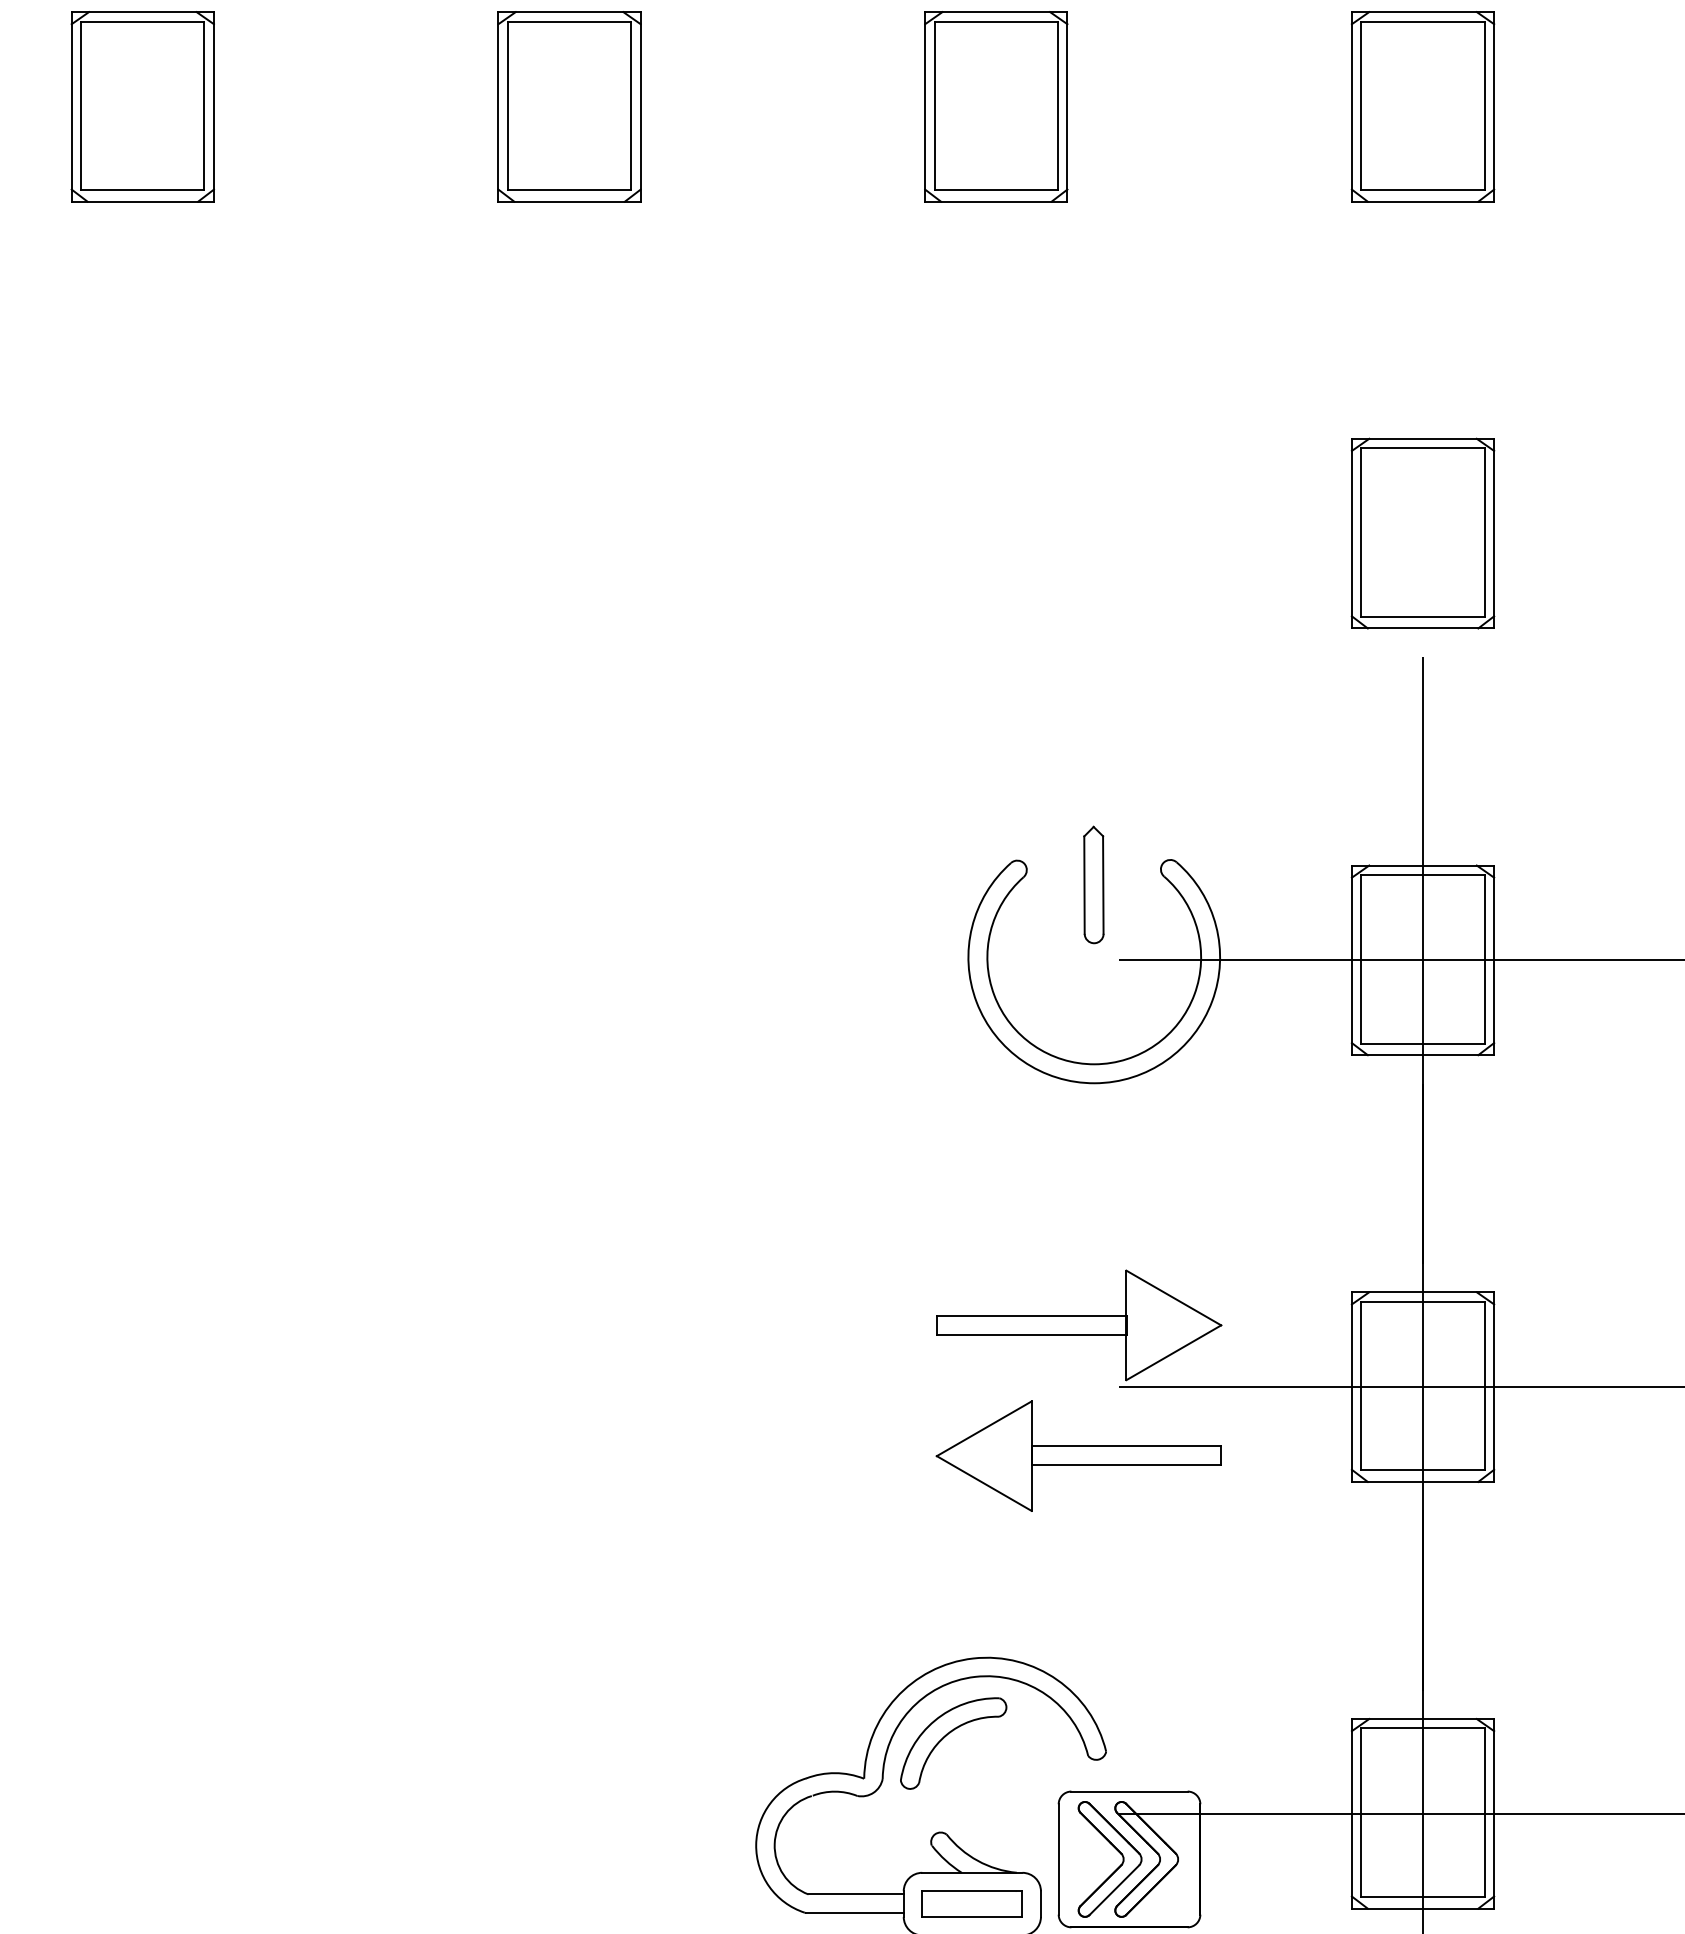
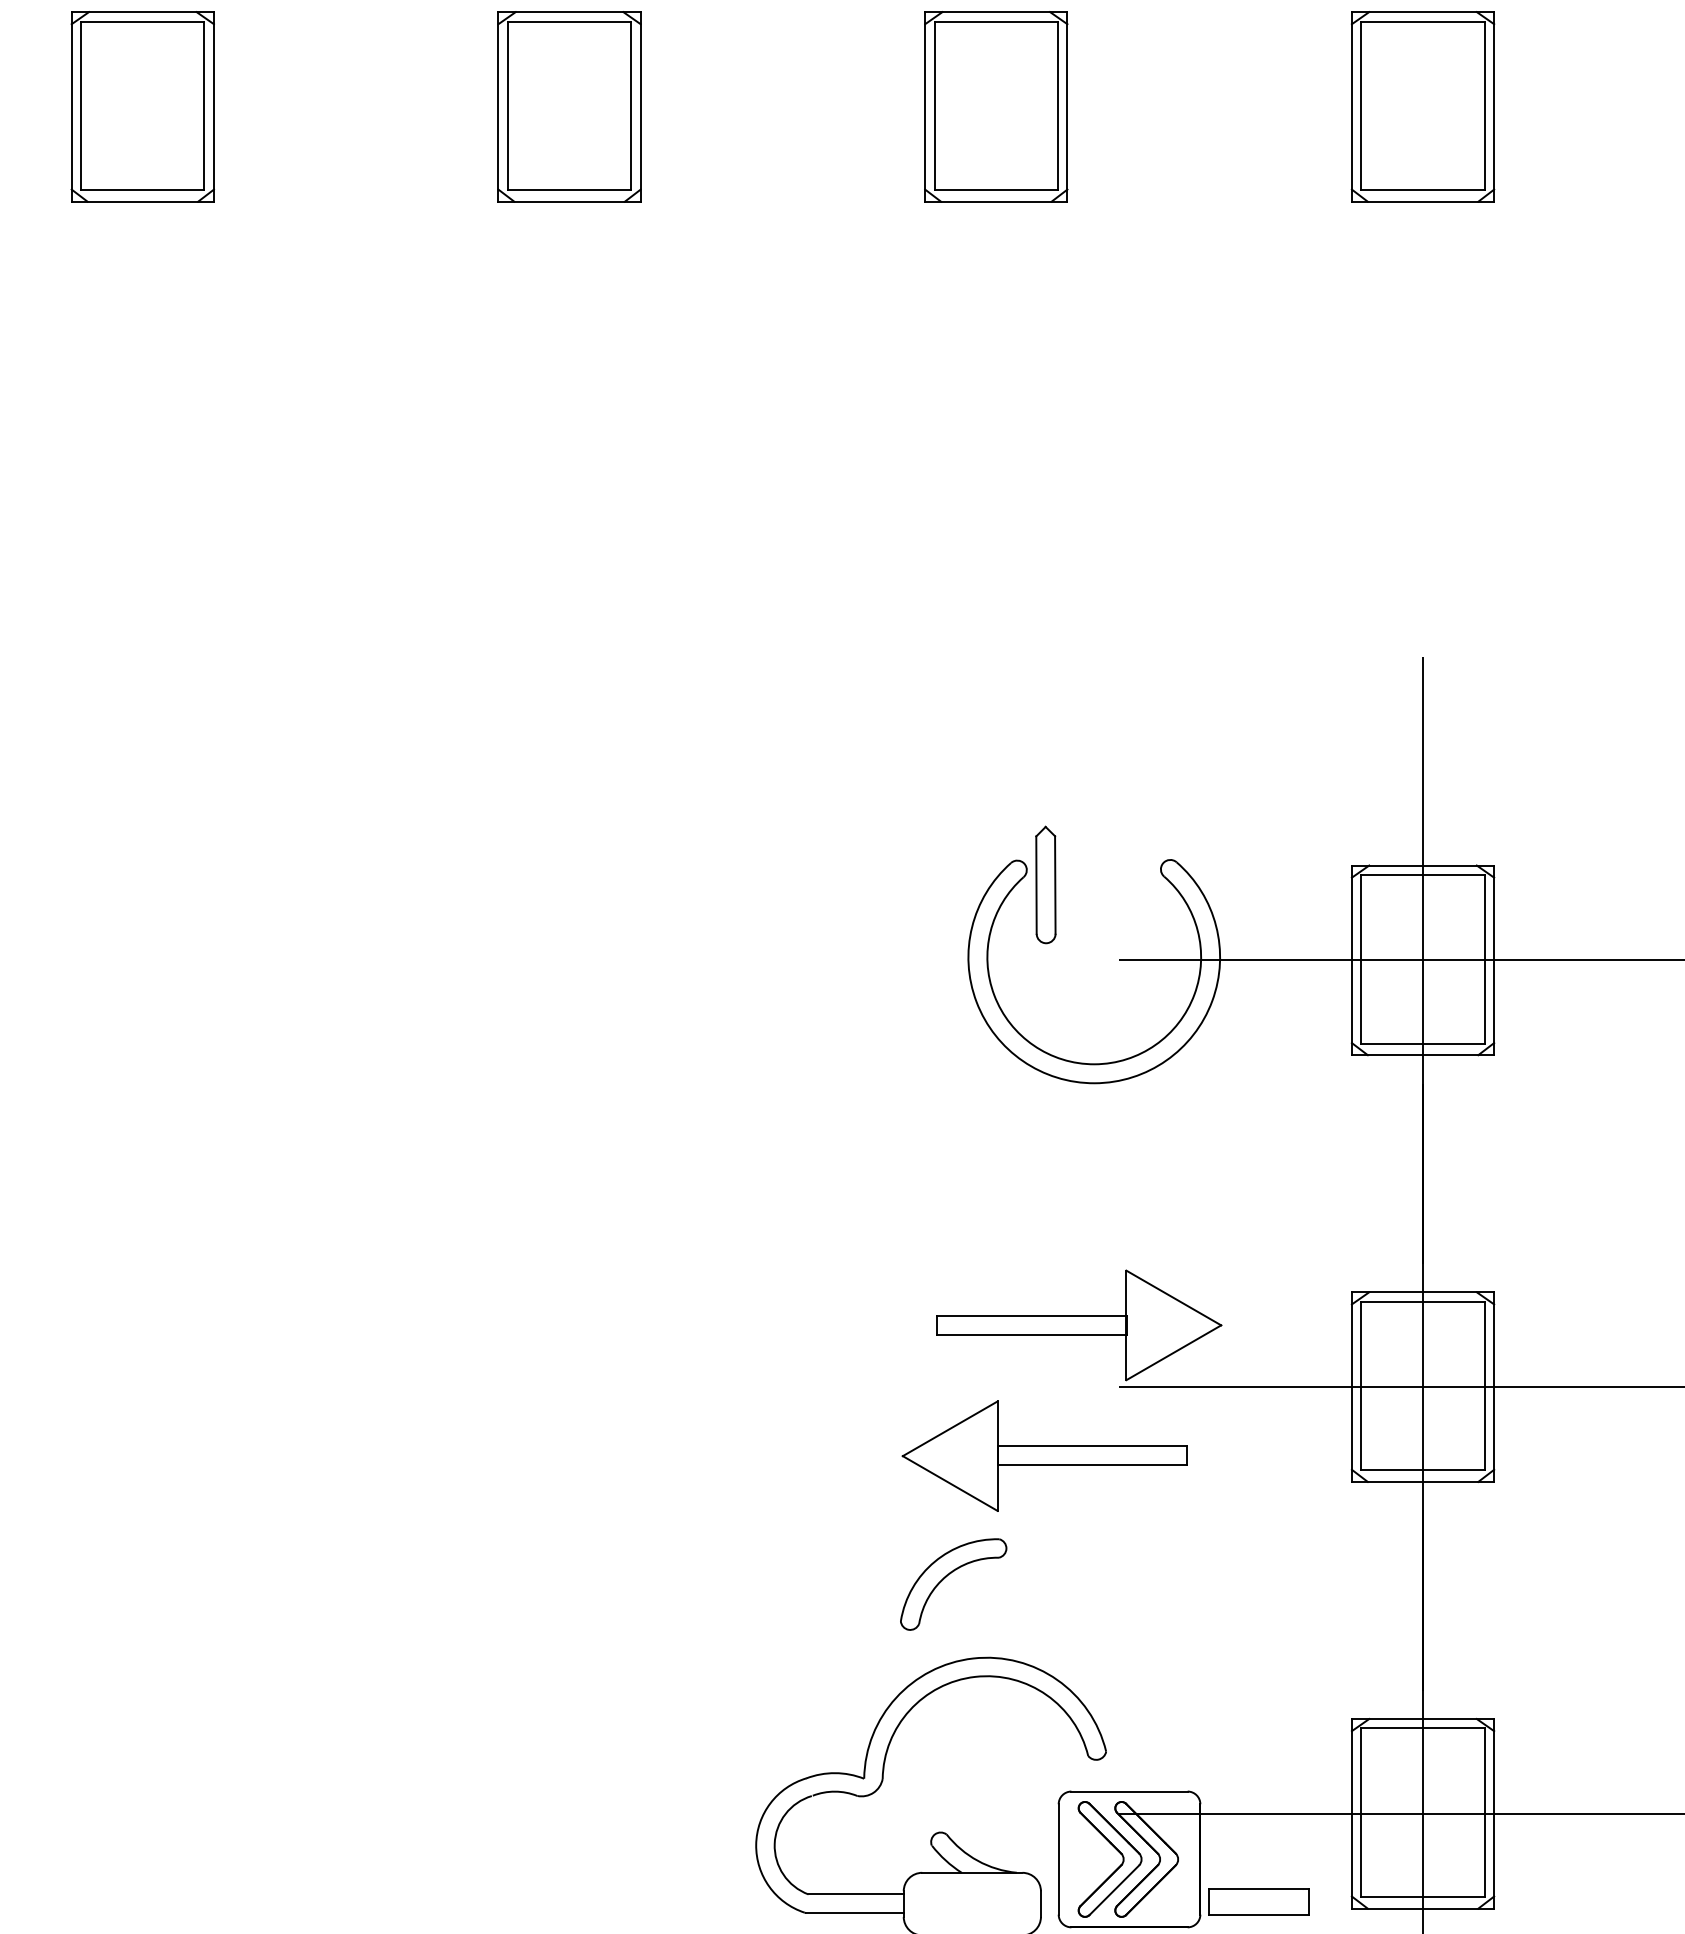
part: present -> none (1422, 533)
part position: (1093, 884) -> (1045, 884) (1045, 884)
part position: (1078, 1455) -> (1044, 1455) (1044, 1455)
part position: (946, 1736) -> (946, 1577) (946, 1577)
part position: (971, 1903) -> (1258, 1901) (1258, 1901)
